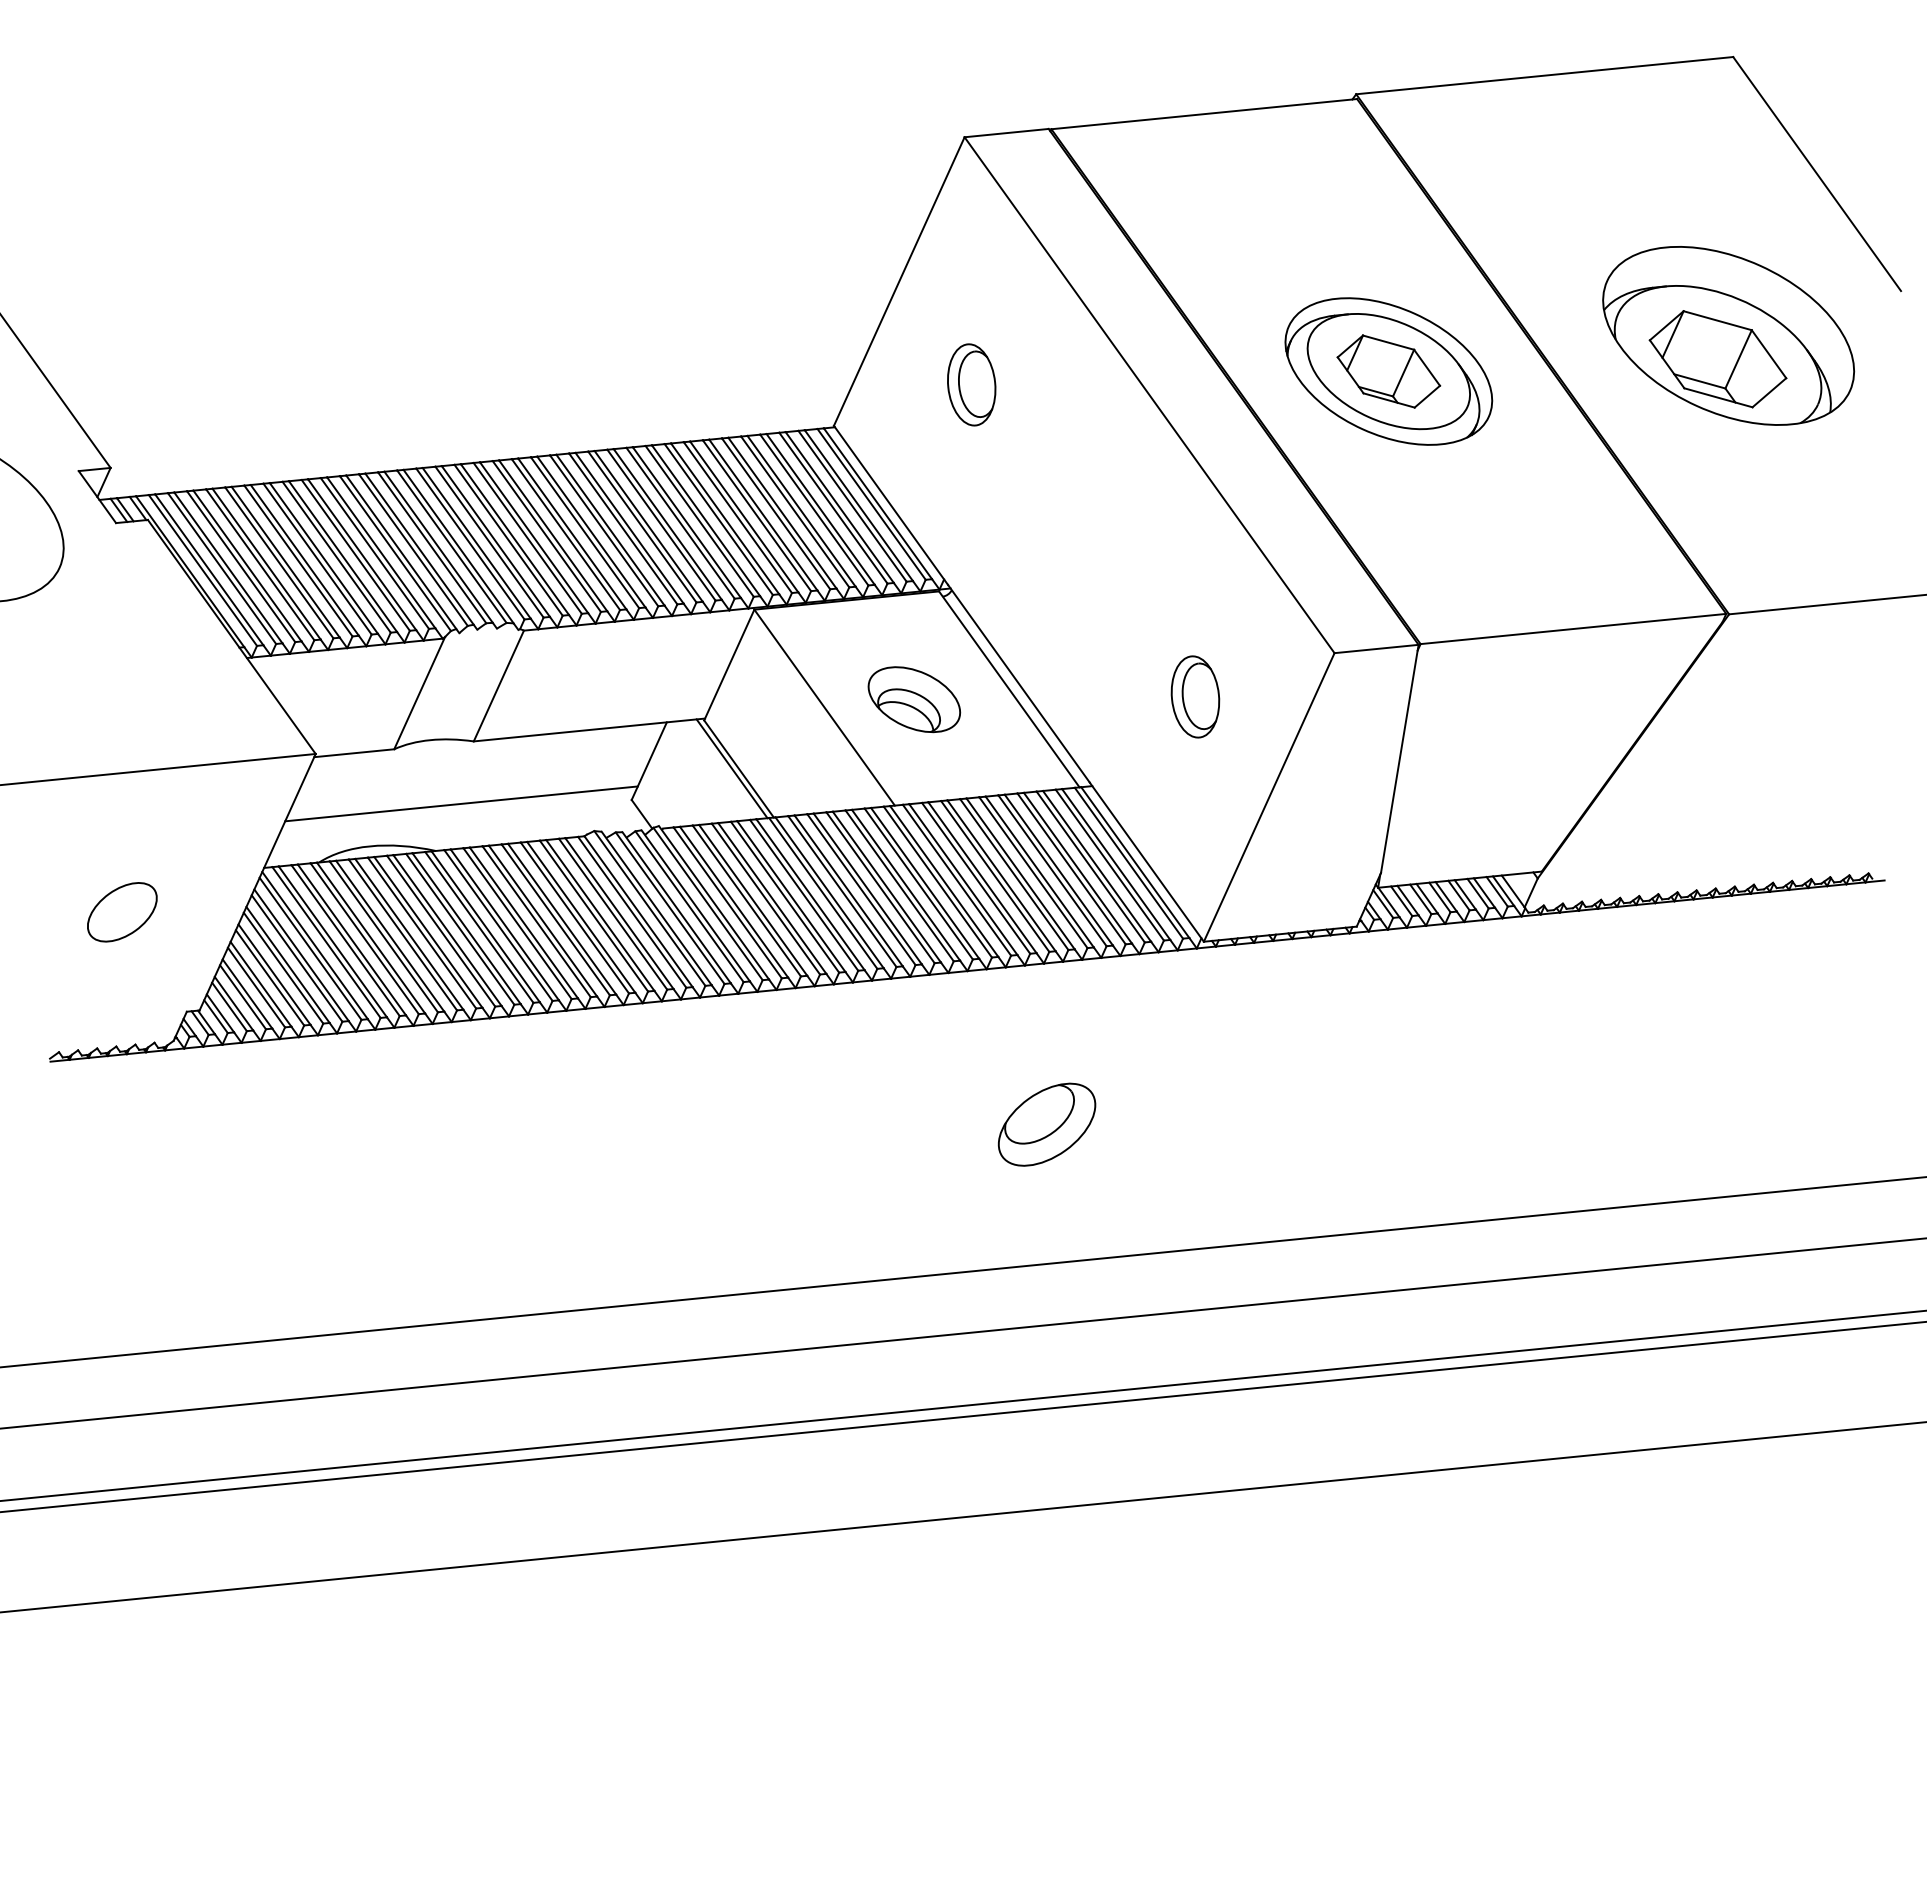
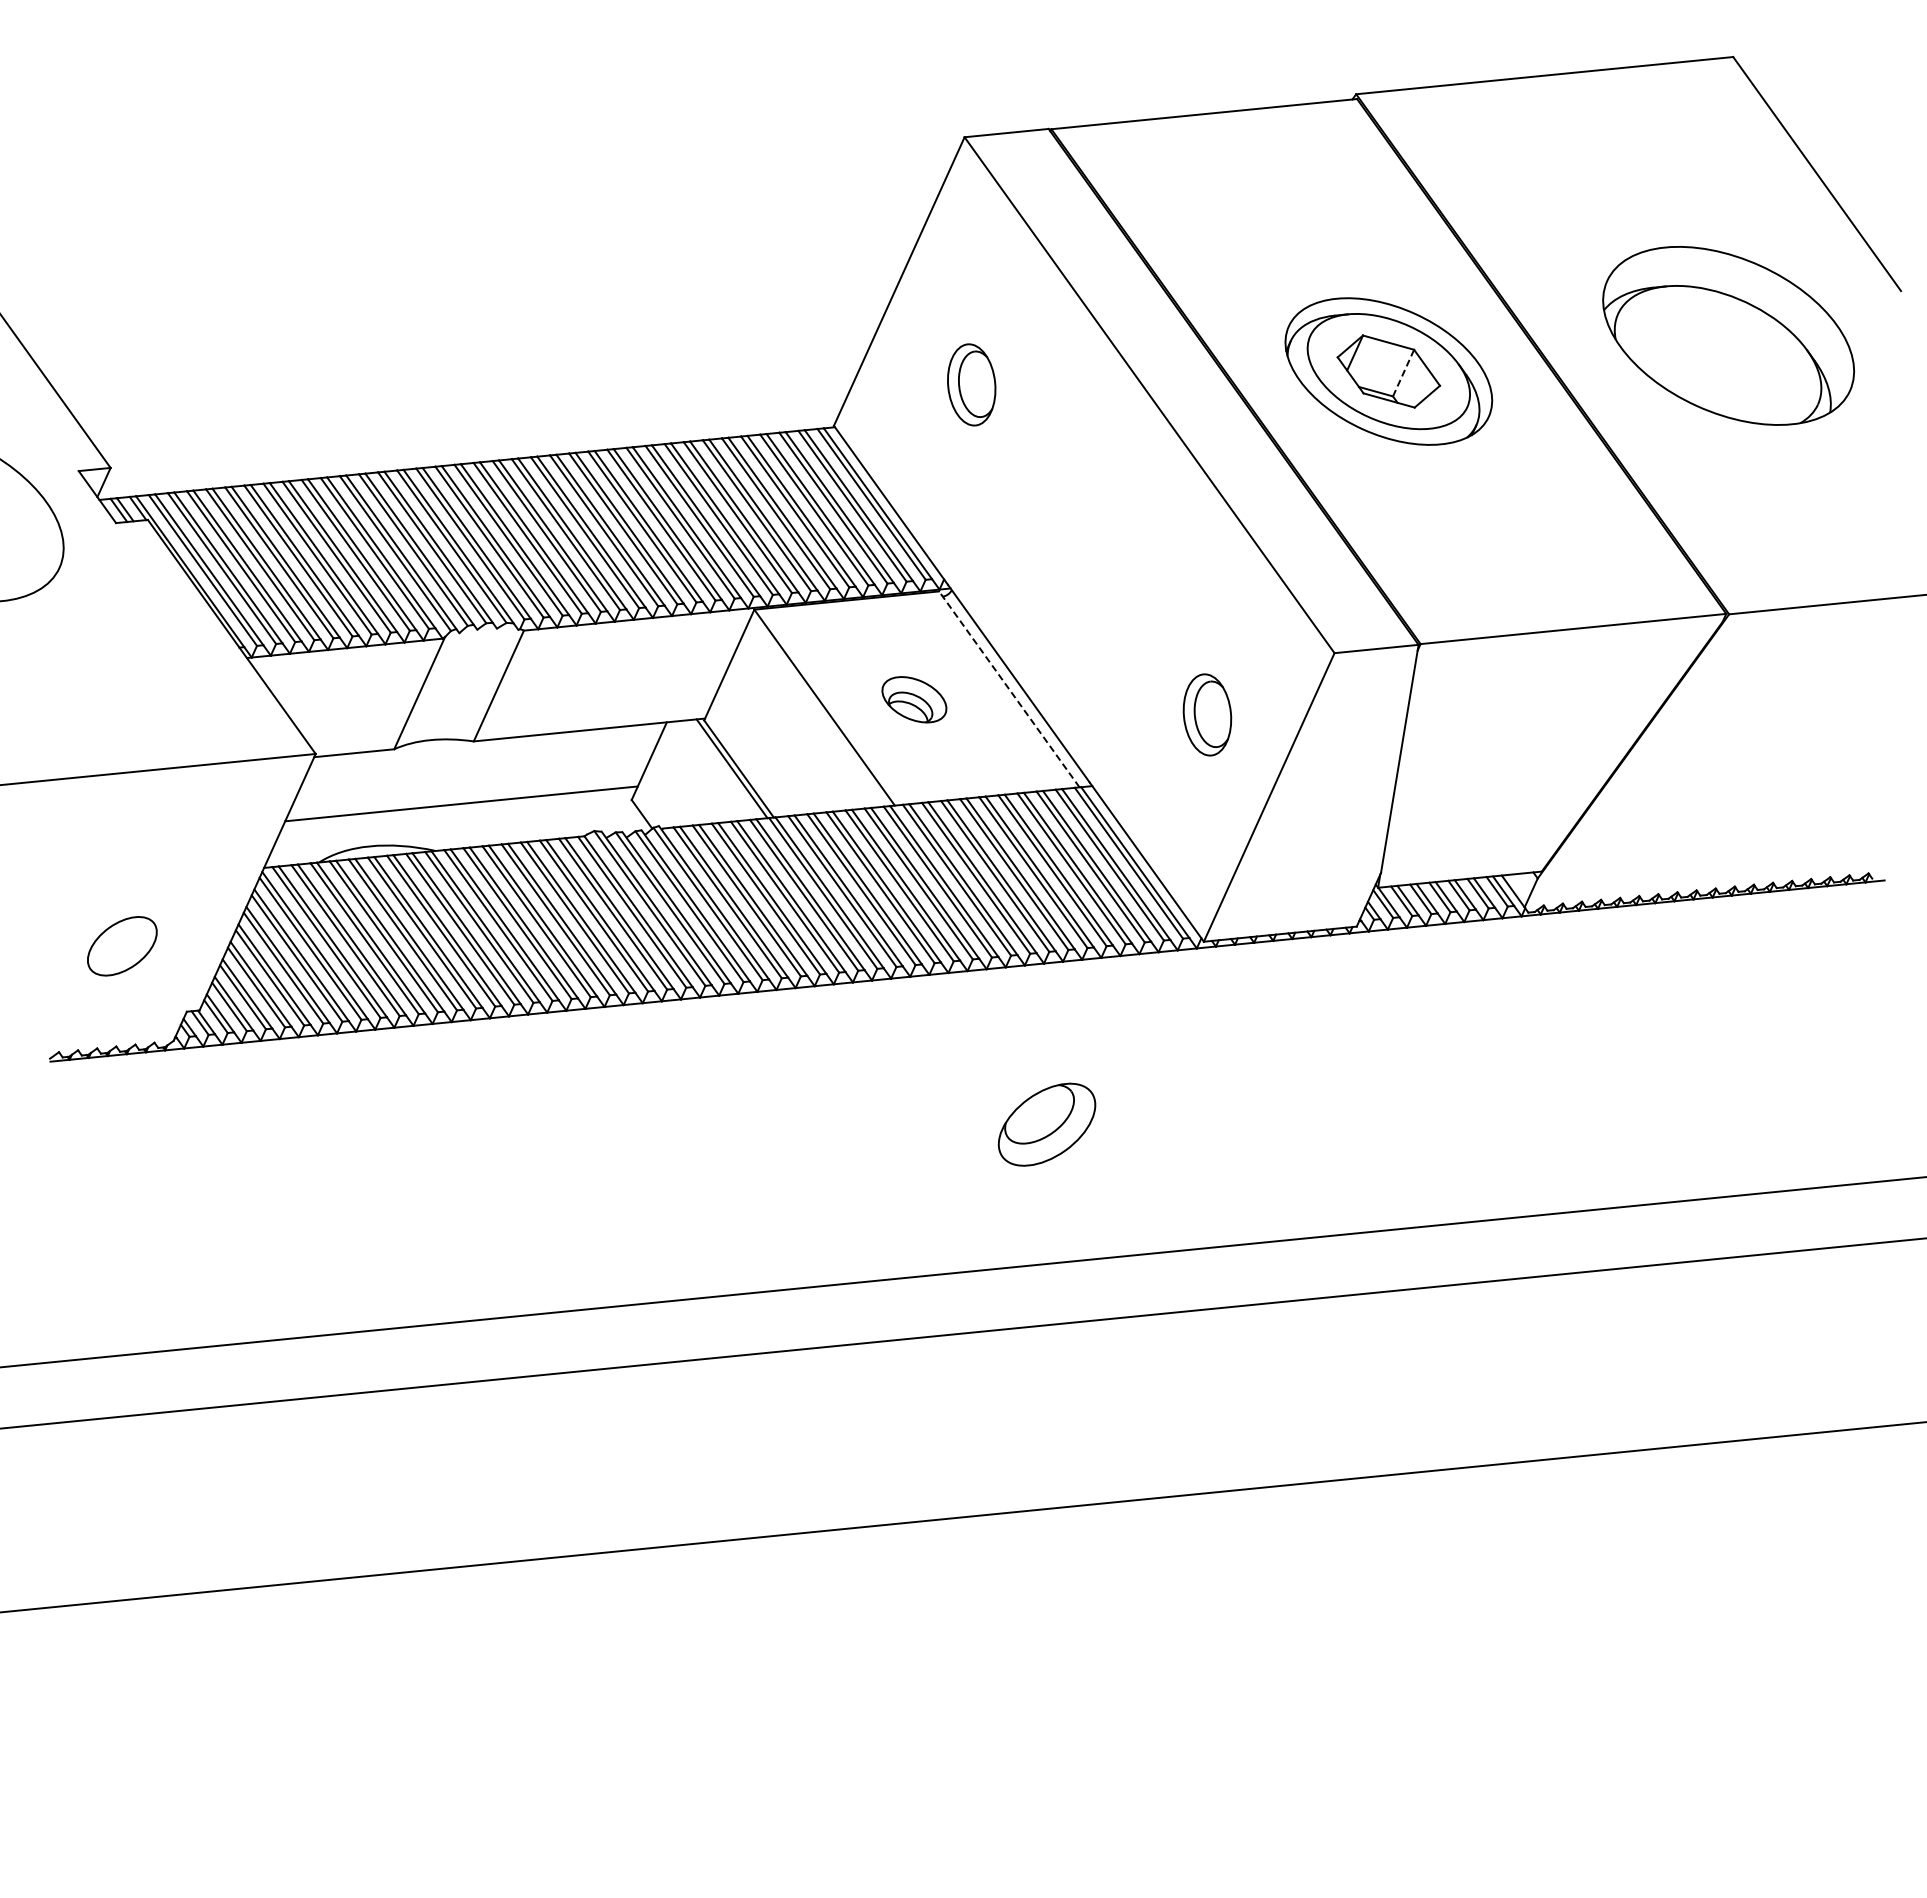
part: present -> none (1717, 359)
line: solid -> dashed (1403, 373)
line: solid -> dashed (1009, 689)
part position: (1195, 696) -> (1207, 714) (1207, 714)
part size: 95x68 px -> 67x48 px (914, 699)
part position: (122, 912) -> (122, 946) (122, 946)
line: present -> none (962, 1405)
line: present -> none (962, 1416)
